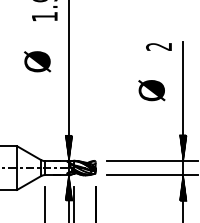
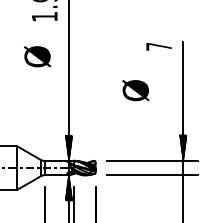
text: 2 -> 7 (158, 46)
text position: (37, 61) -> (37, 56) (37, 56)
text position: (151, 90) -> (135, 90) (135, 90)
hatch: present -> none (182, 187)
